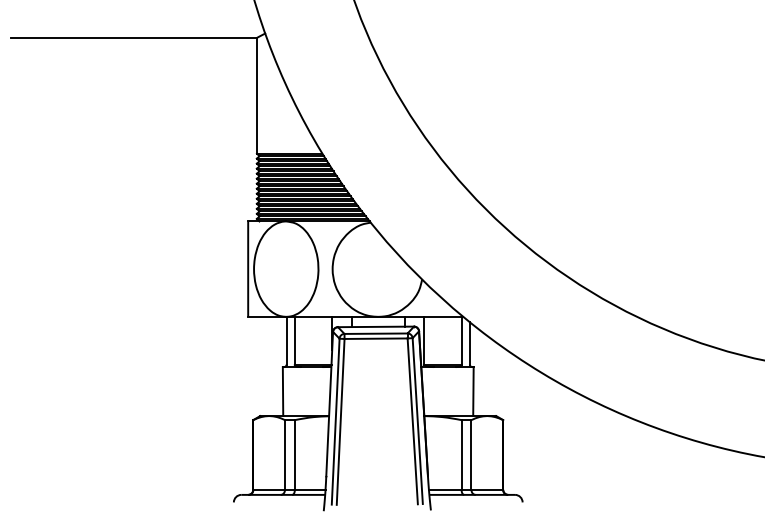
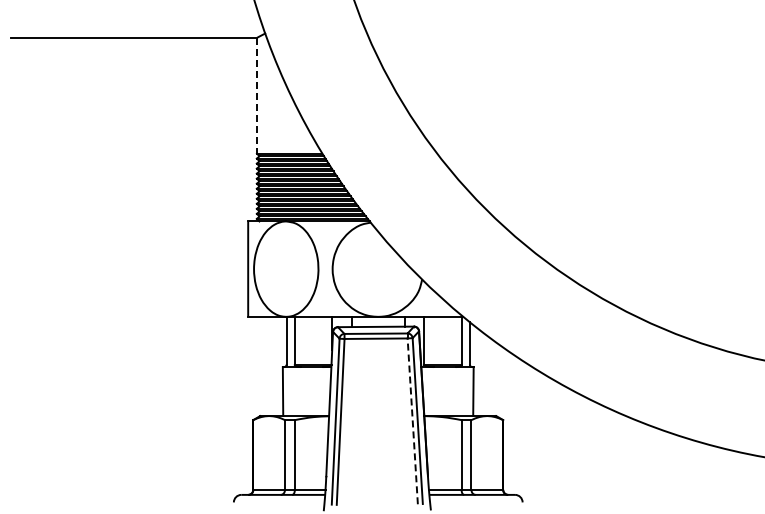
line: solid -> dashed (256, 96)
line: solid -> dashed (412, 420)
